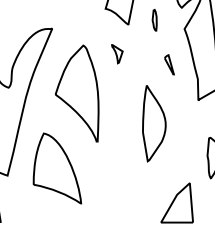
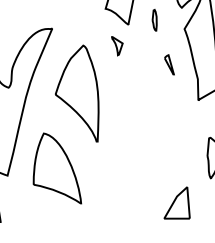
part position: (117, 54) -> (117, 46) (117, 46)
part: present -> none (154, 123)
part size: 34x42 px -> 28x34 px (176, 202)
